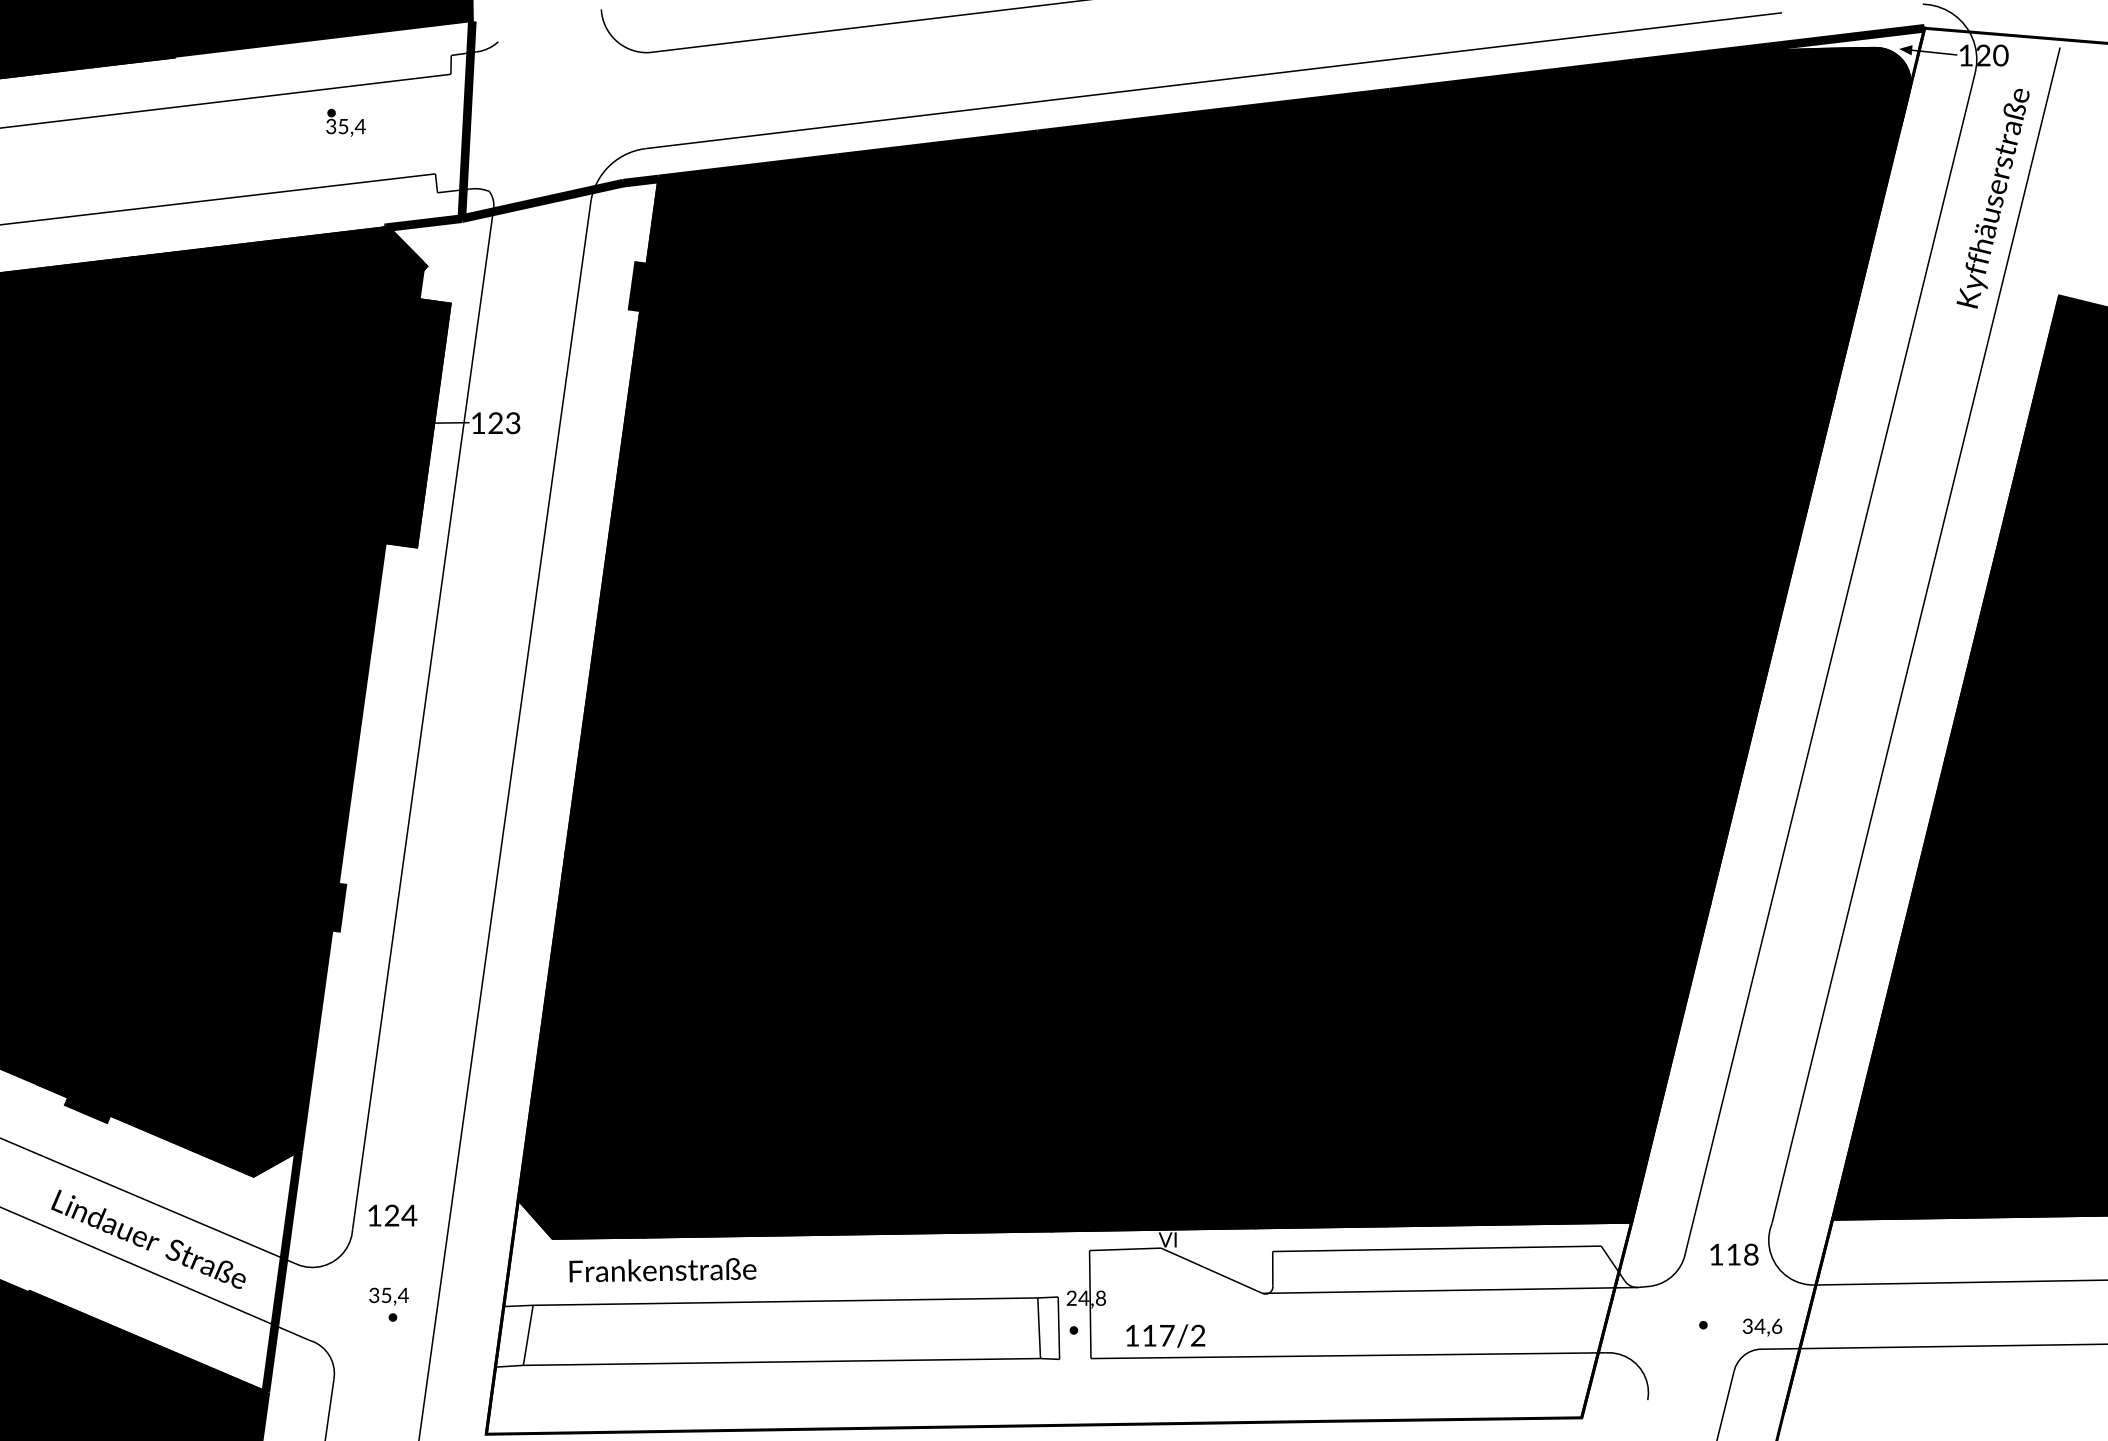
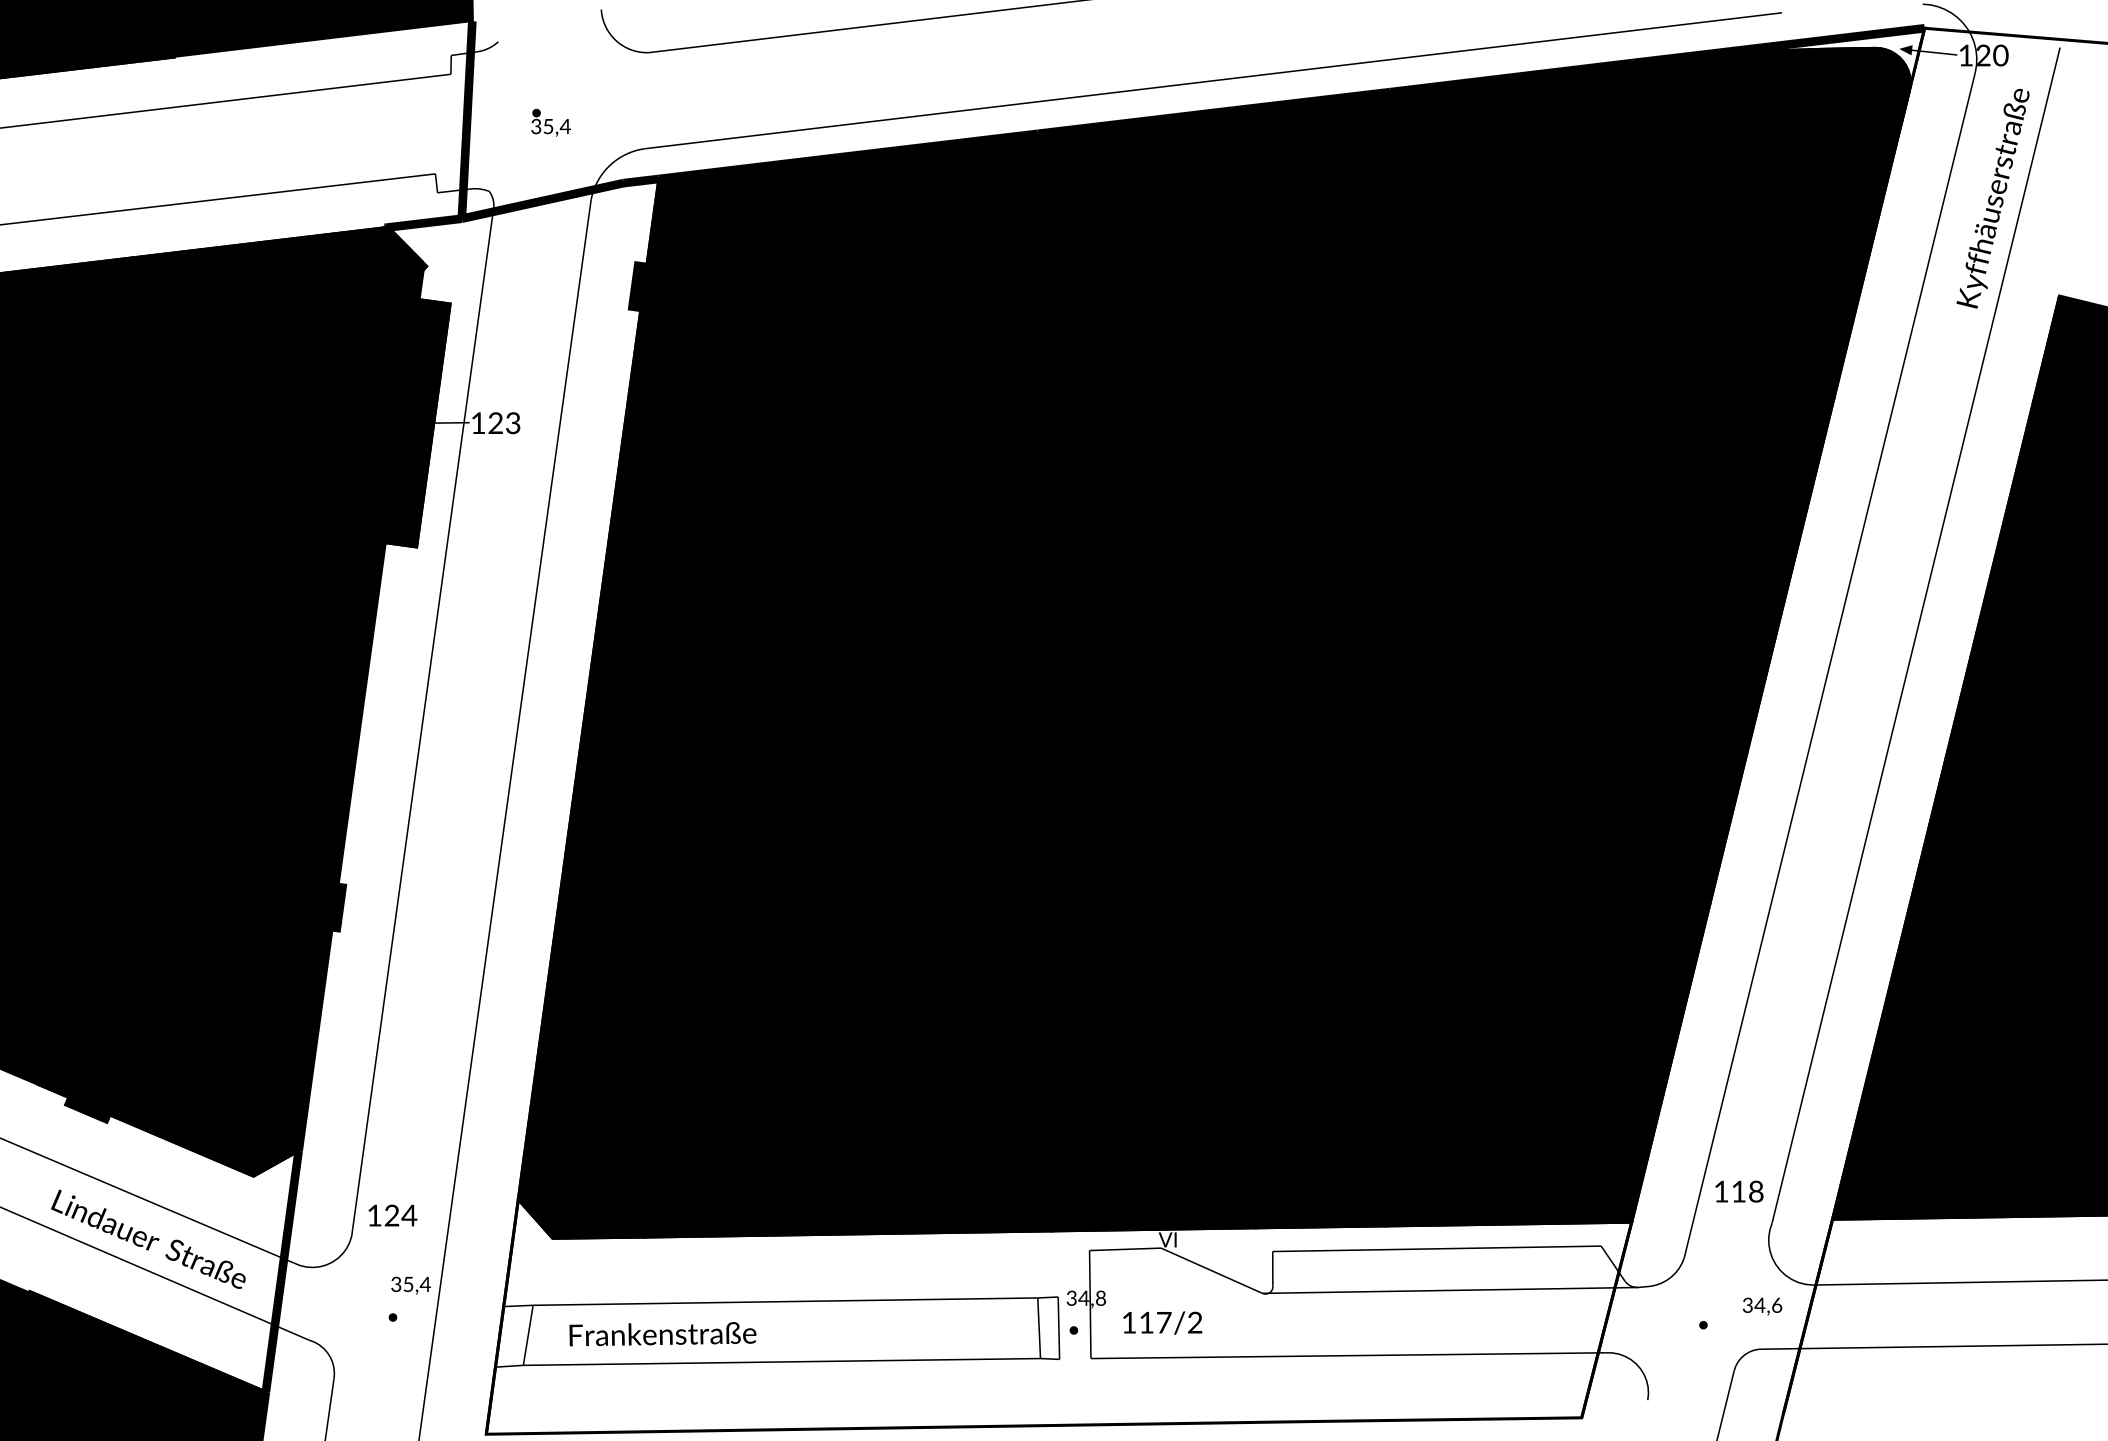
text position: (345, 122) -> (550, 122) (550, 122)
text position: (1734, 1254) -> (1739, 1191) (1739, 1191)
text position: (662, 1270) -> (662, 1334) (662, 1334)
text position: (388, 1296) -> (410, 1285) (410, 1285)
text: 24,8 -> 34,8 (1071, 1300)
text position: (1762, 1327) -> (1762, 1306) (1762, 1306)
text position: (1165, 1335) -> (1162, 1322) (1162, 1322)
